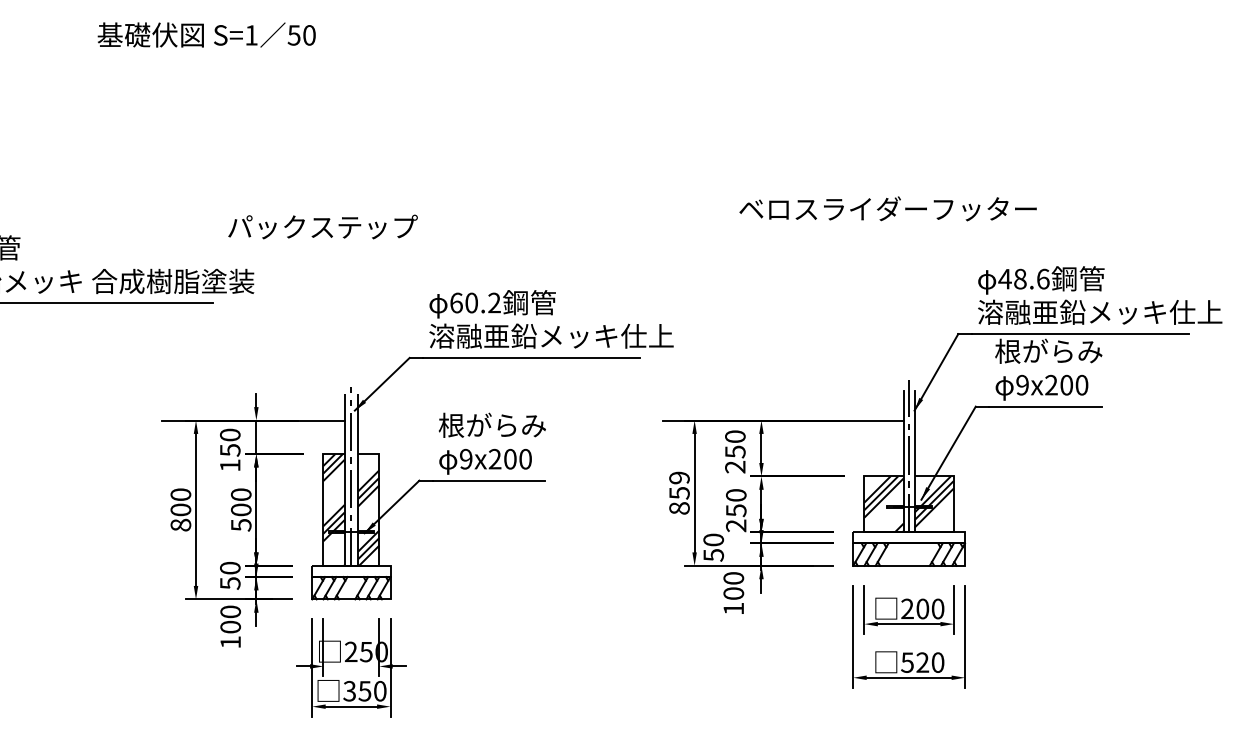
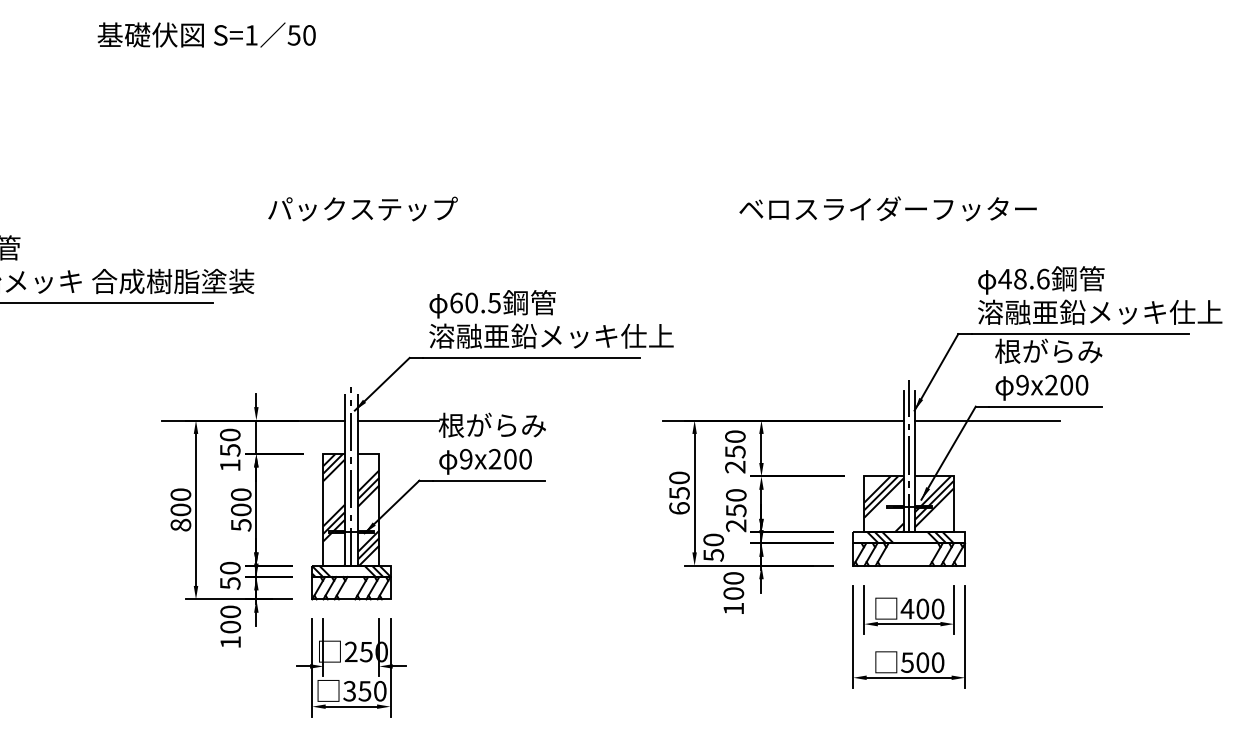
text position: (322, 226) -> (362, 208) (362, 208)
text: 60.2 -> 60.5 (494, 302)
line: none -> present (398, 420)
line: none -> present (987, 420)
text: 859 -> 650 (679, 492)
hatch: none -> present (910, 537)
hatch: none -> present (351, 571)
text: 200 -> 400 (907, 608)
text: 520 -> 500 (922, 662)
